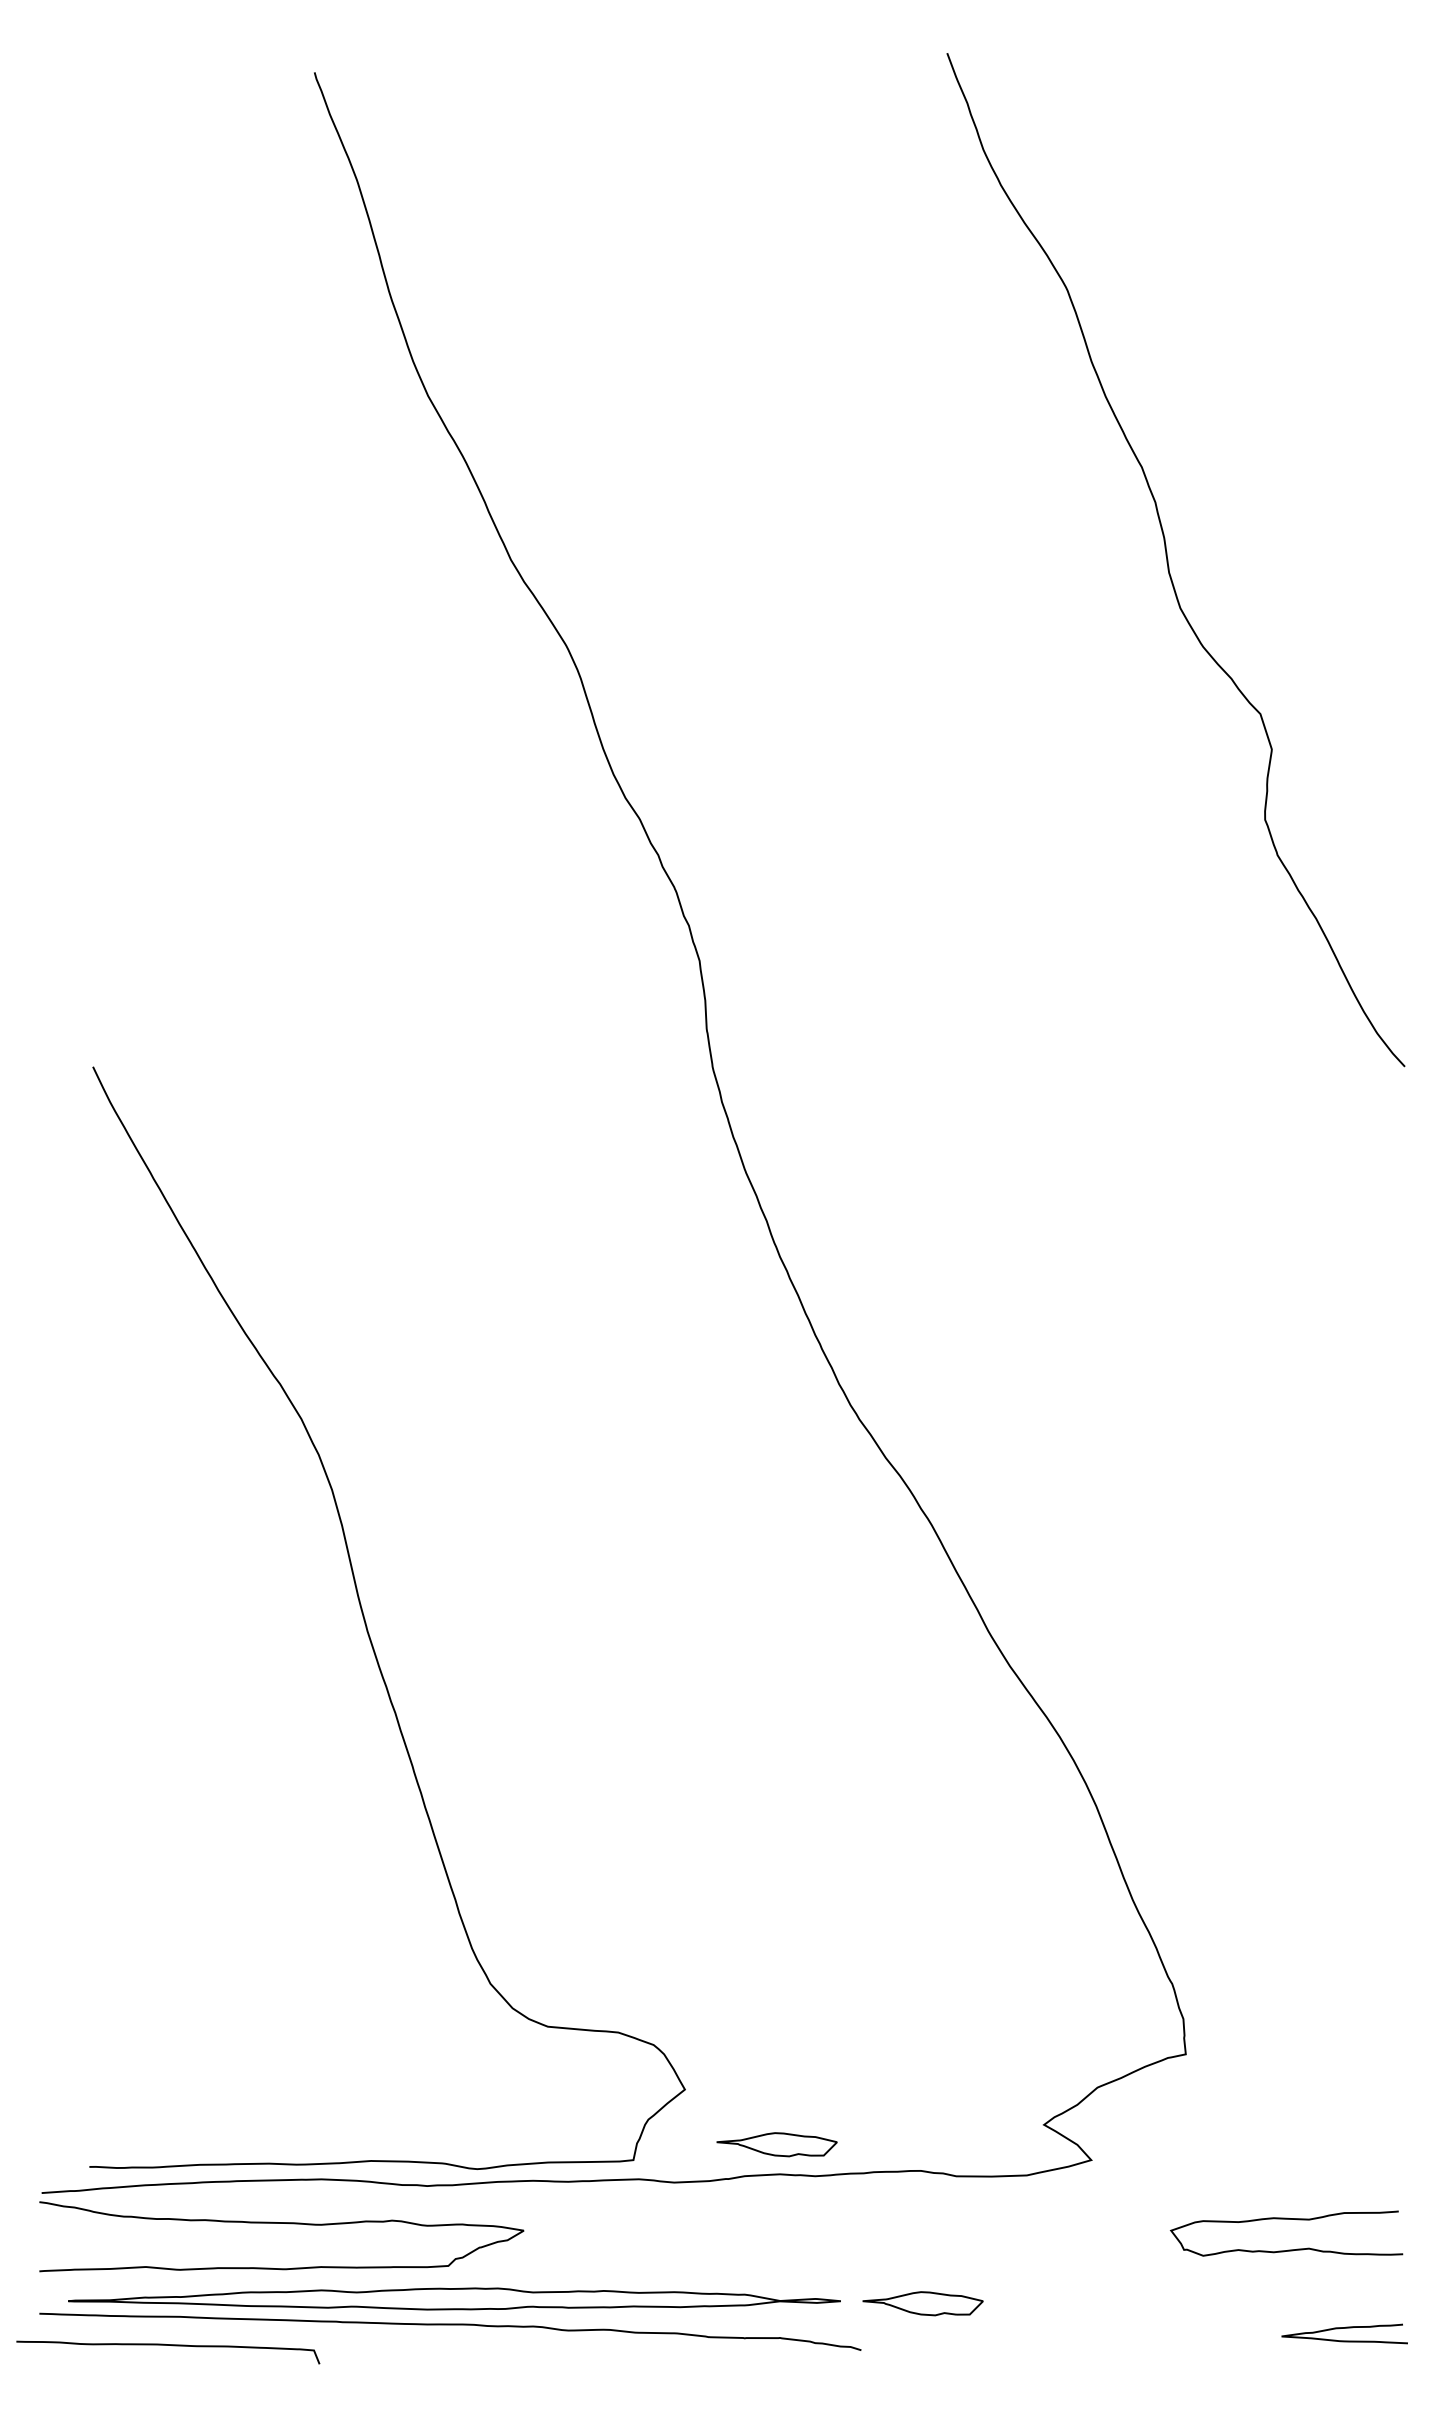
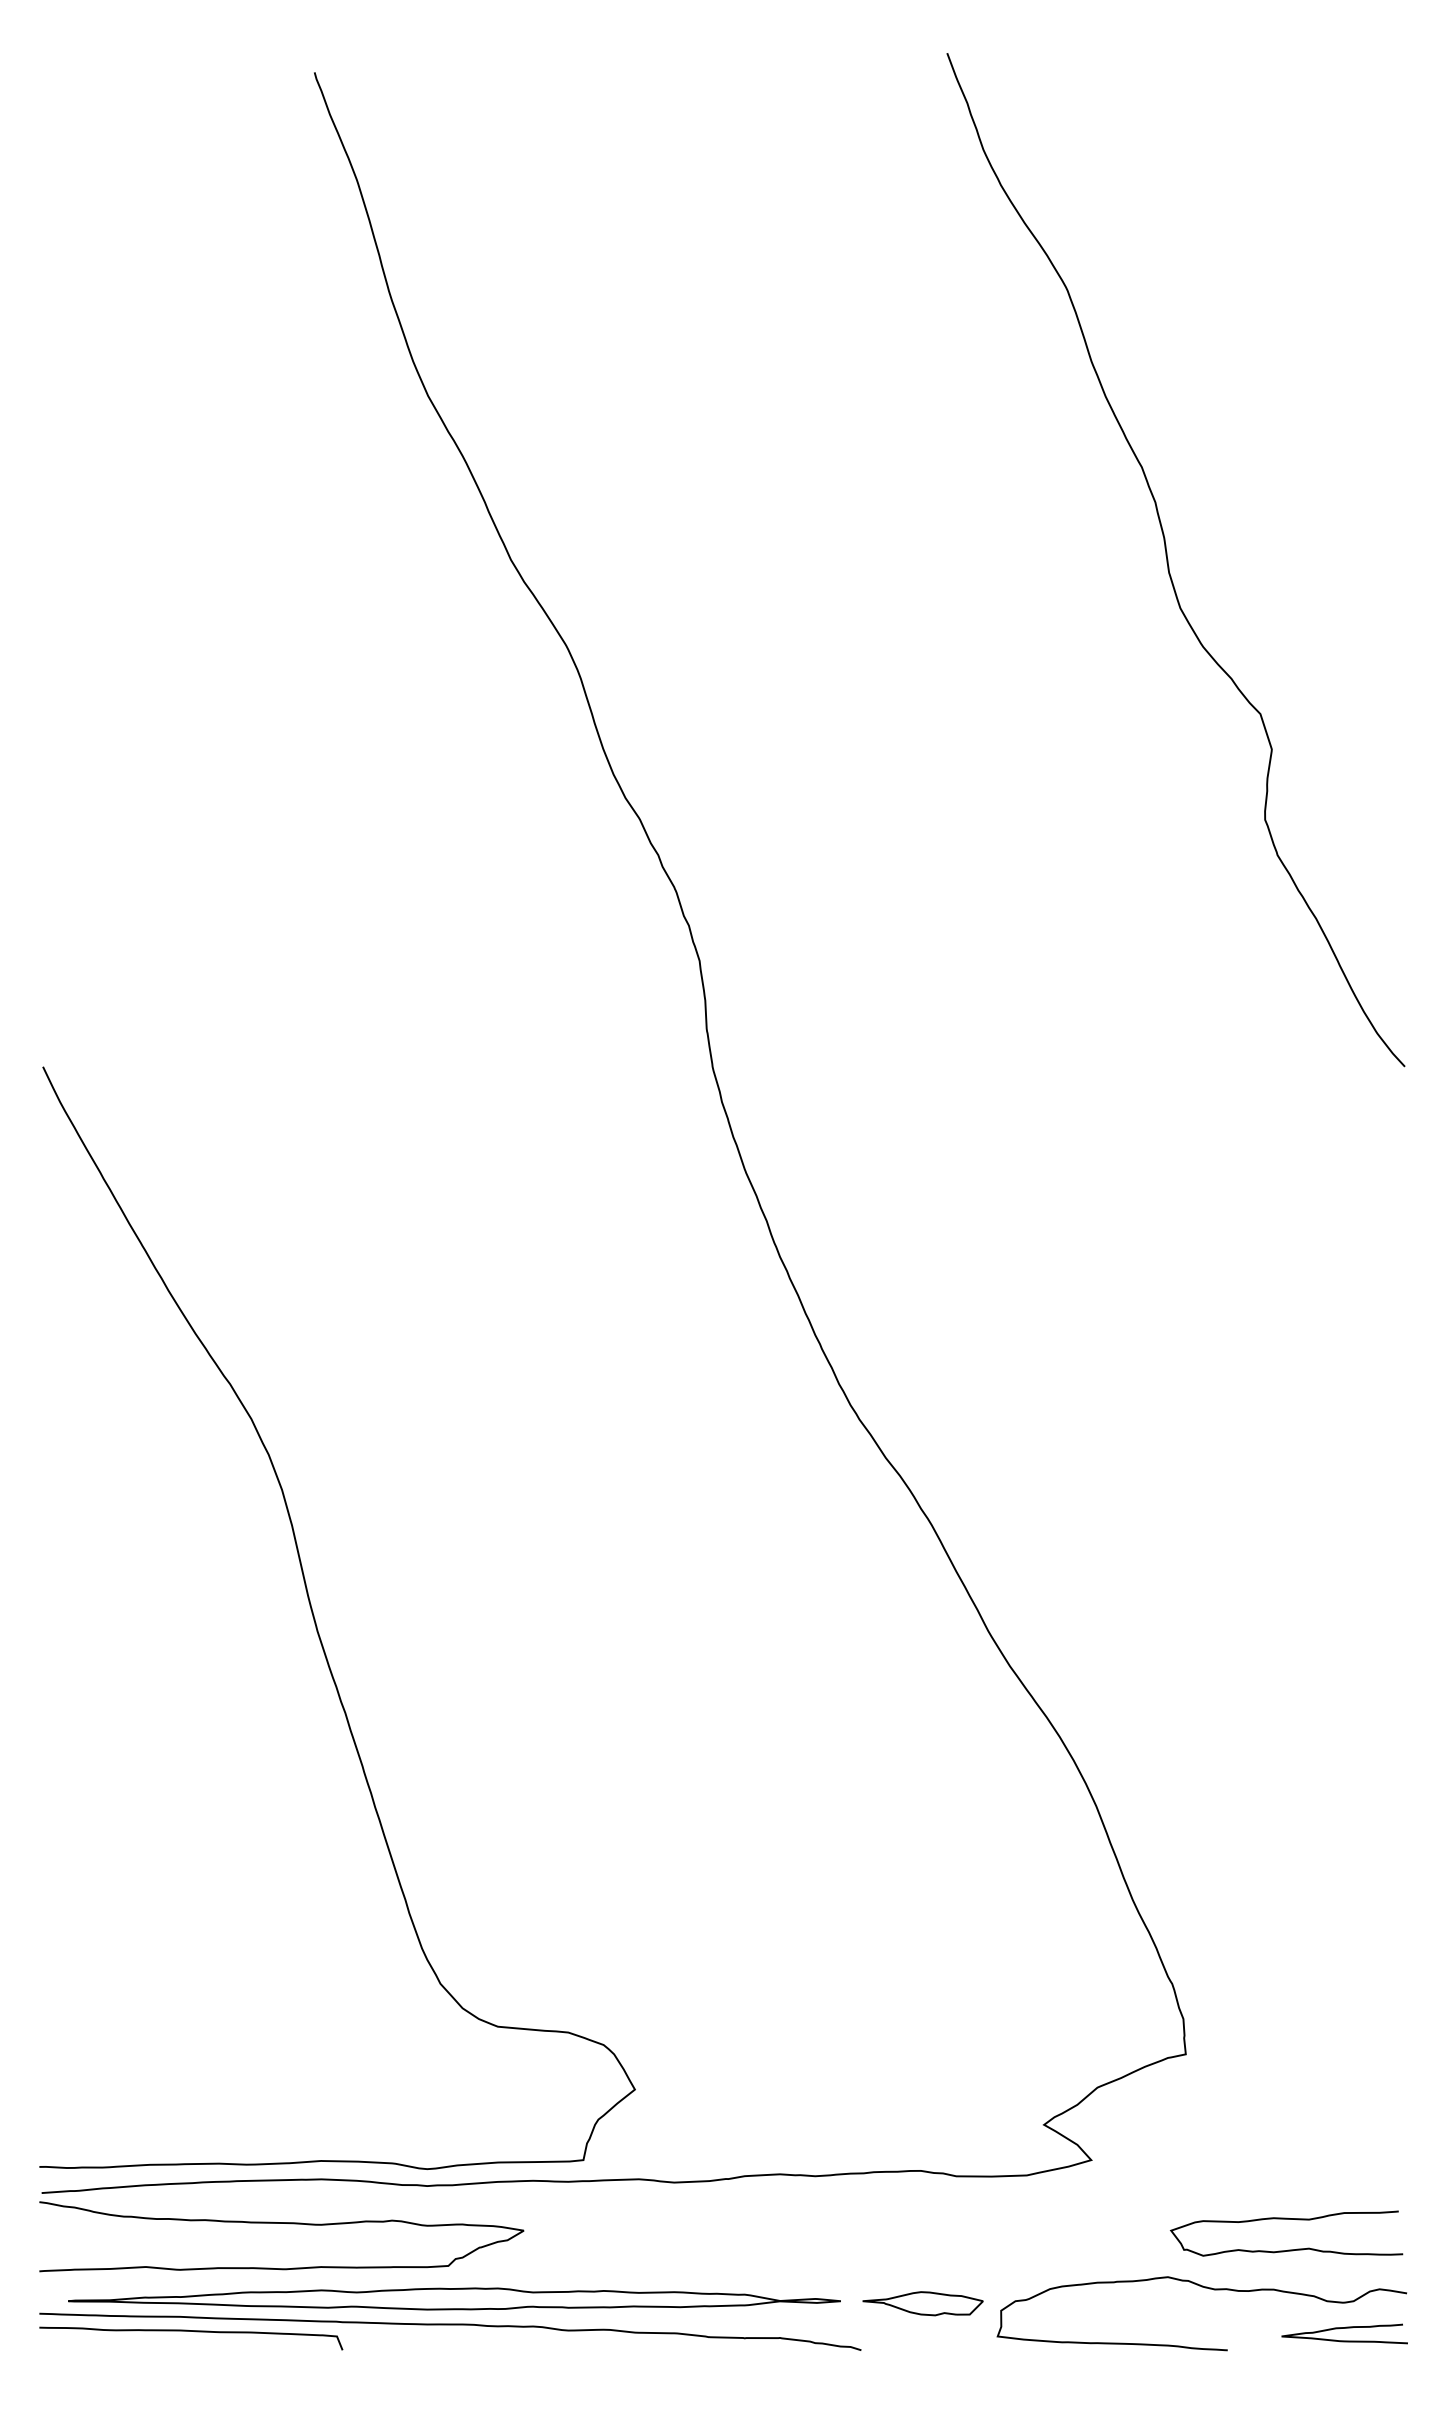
curve position: (366, 1622) -> (316, 1622) (316, 1622)
part: present -> none (776, 2144)
curve: none -> present (1209, 2289)
curve position: (168, 2345) -> (191, 2331) (191, 2331)
